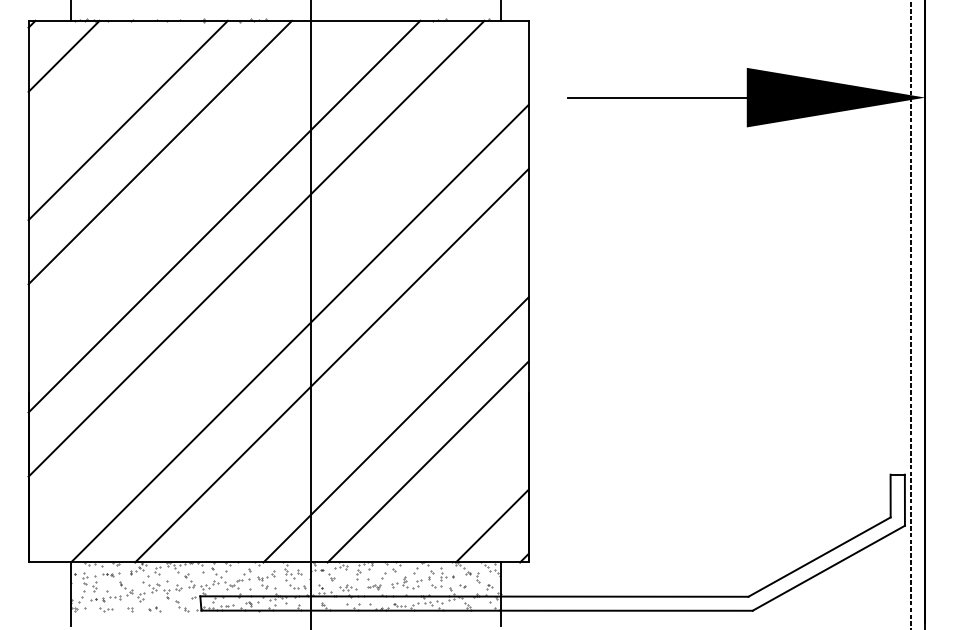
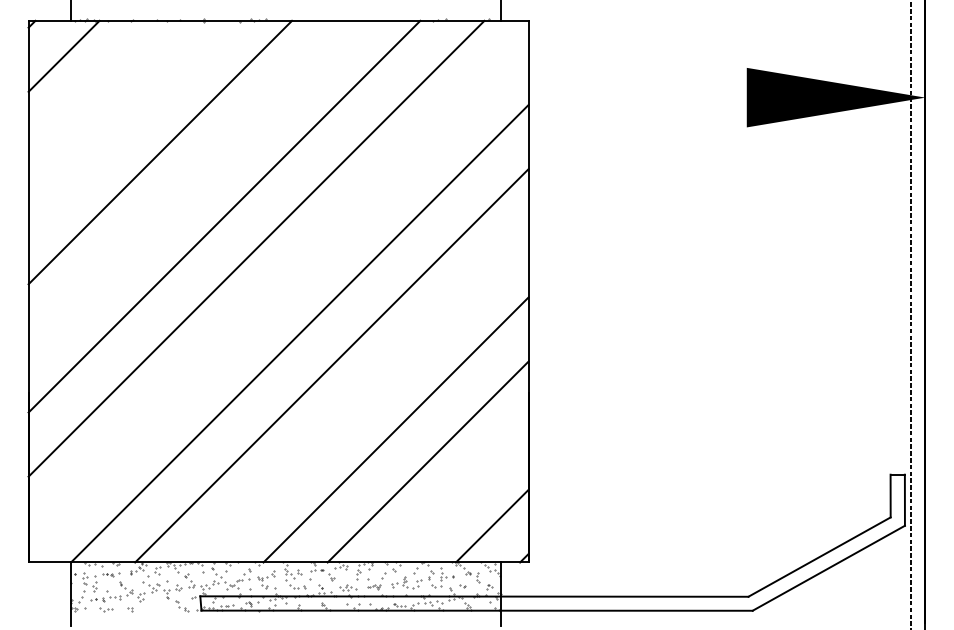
line: present -> none (657, 97)
line: present -> none (127, 120)
line: present -> none (311, 314)
part: present -> none (154, 609)
